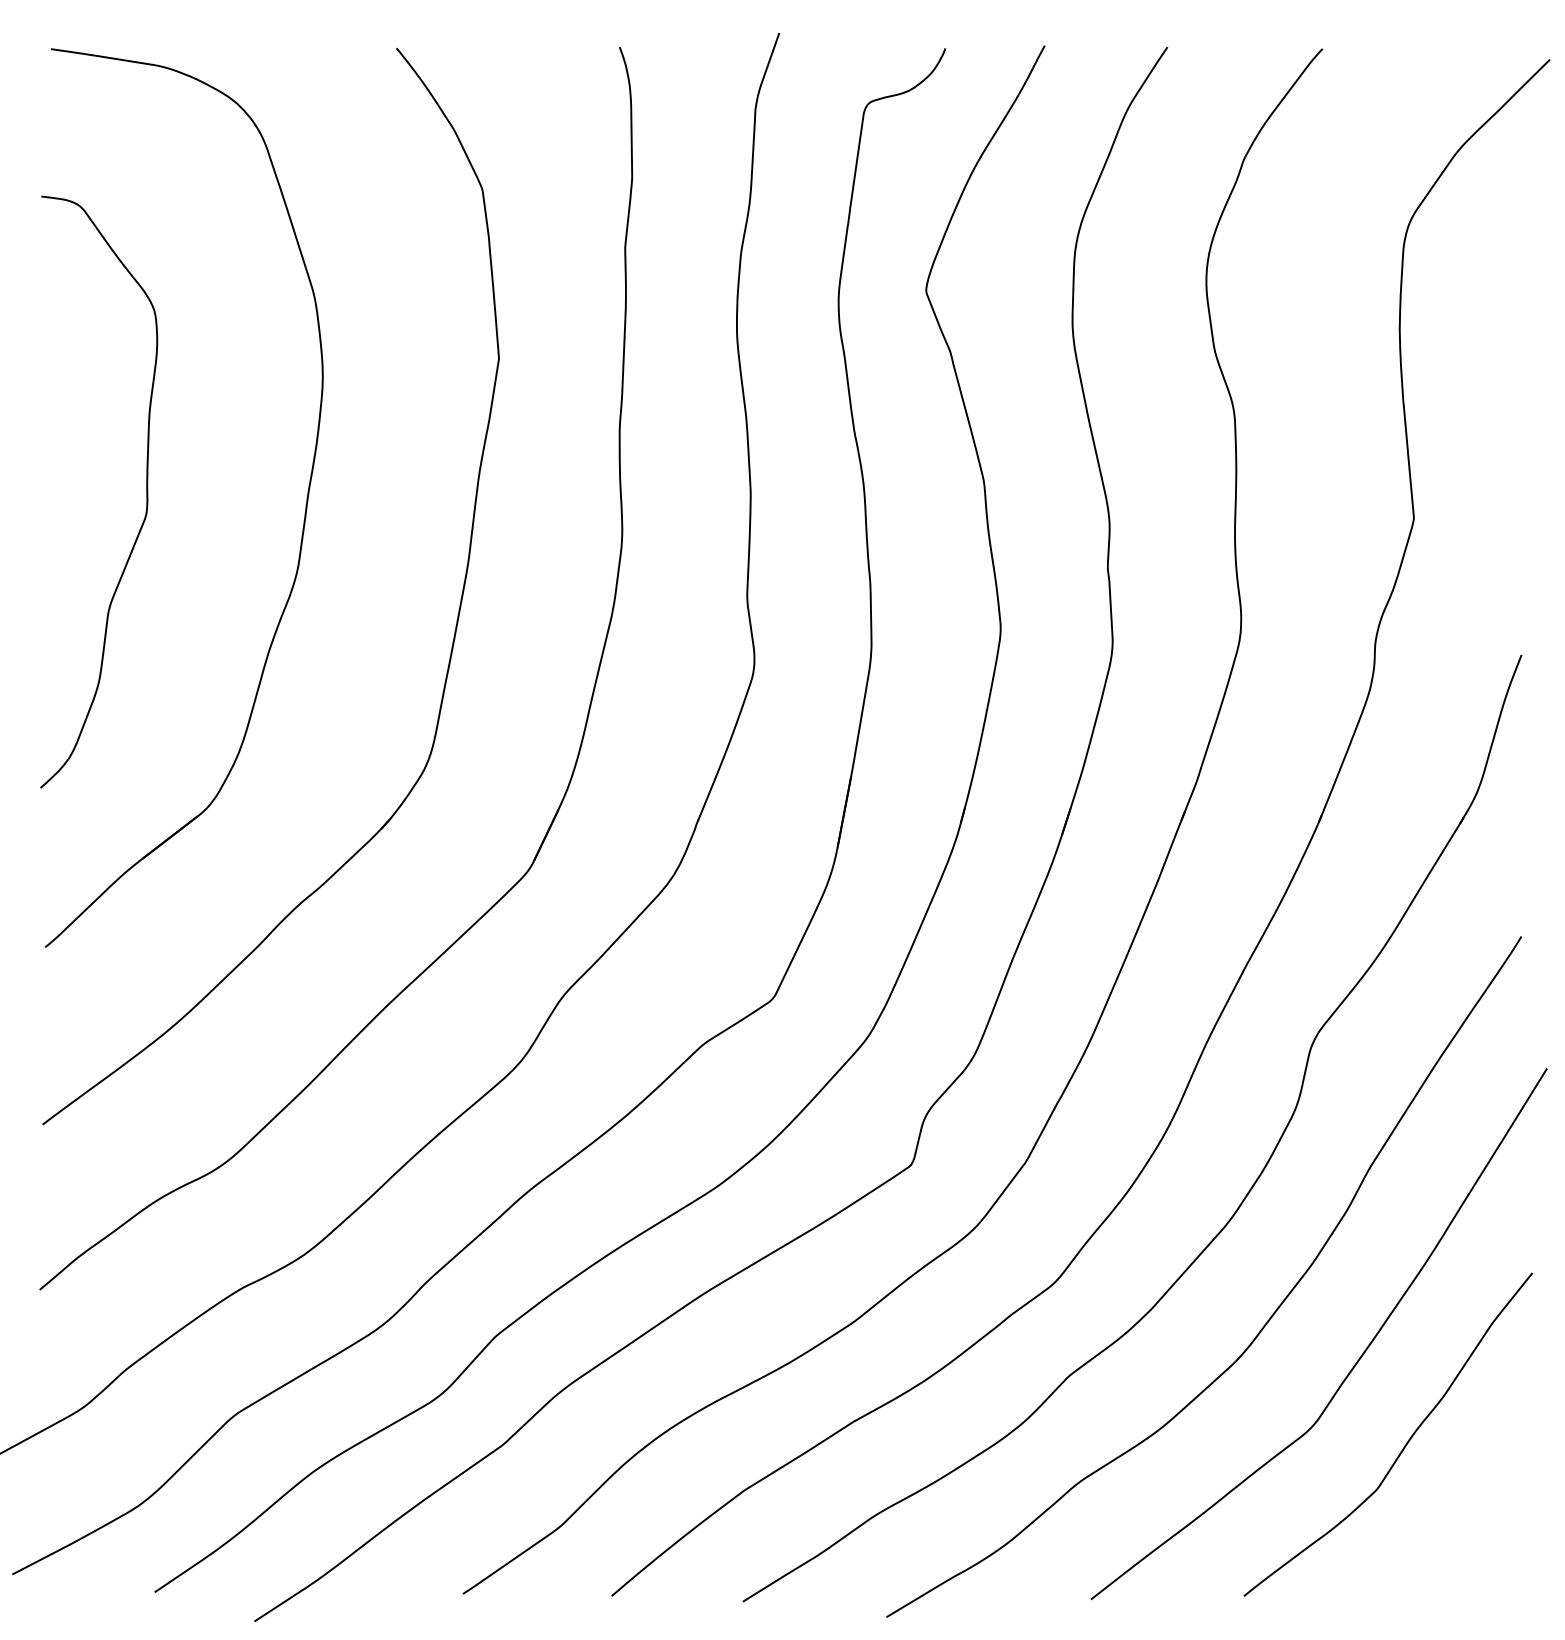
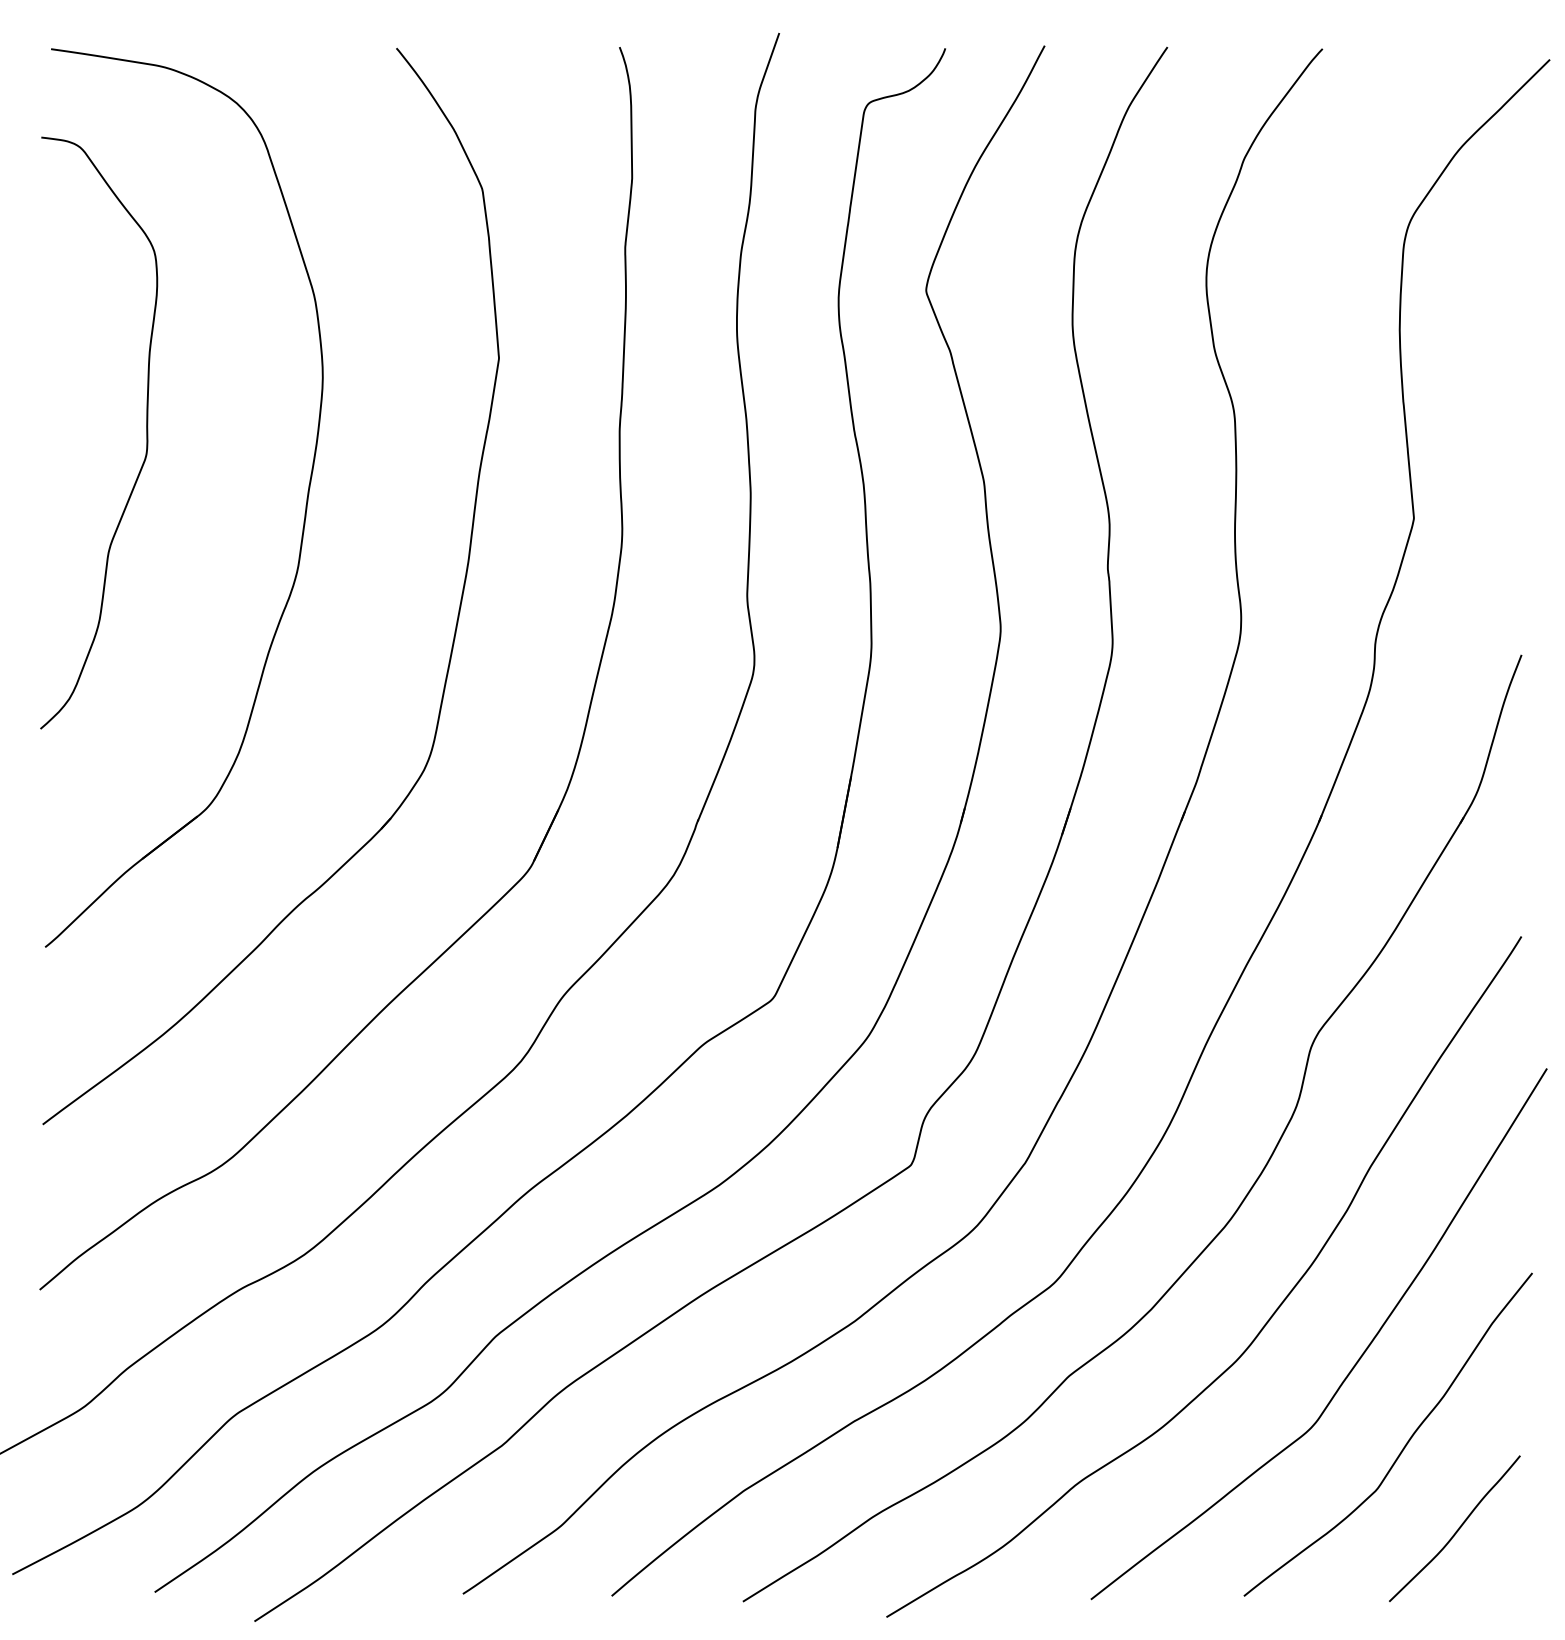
curve position: (146, 491) -> (146, 432) (146, 432)
curve: none -> present (1456, 1530)
